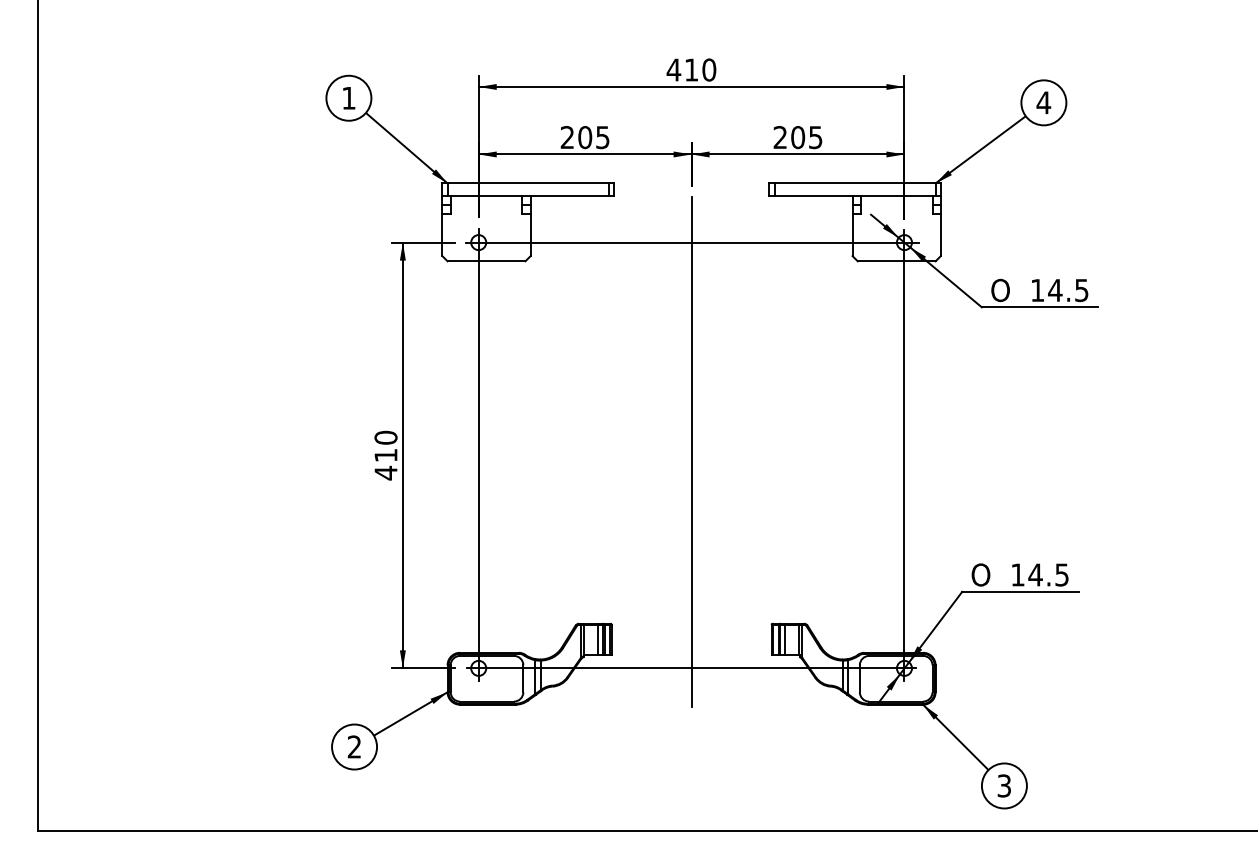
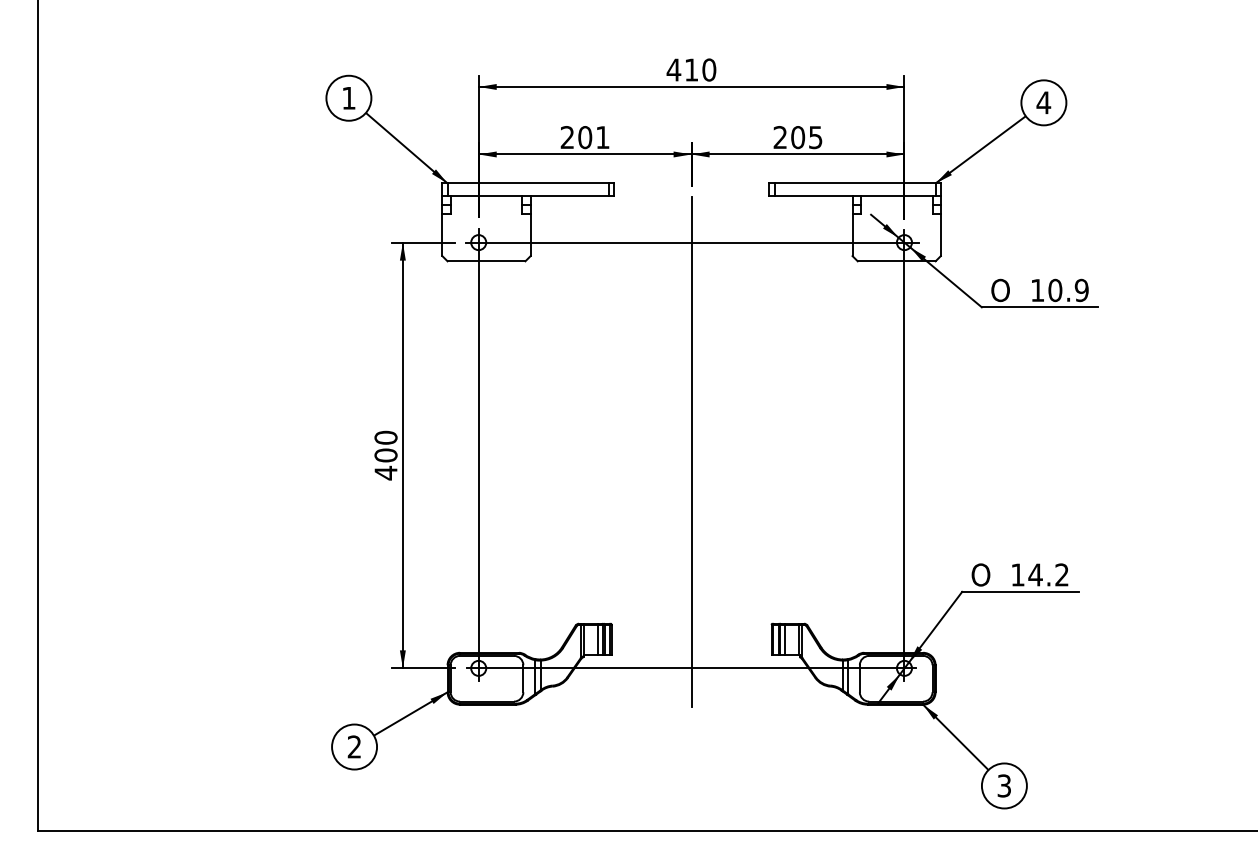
text: 205 -> 201 (602, 137)
text: 14.5 -> 10.9 (1068, 290)
text: 410 -> 400 (385, 455)
text: 14.5 -> 14.2 (1061, 574)
